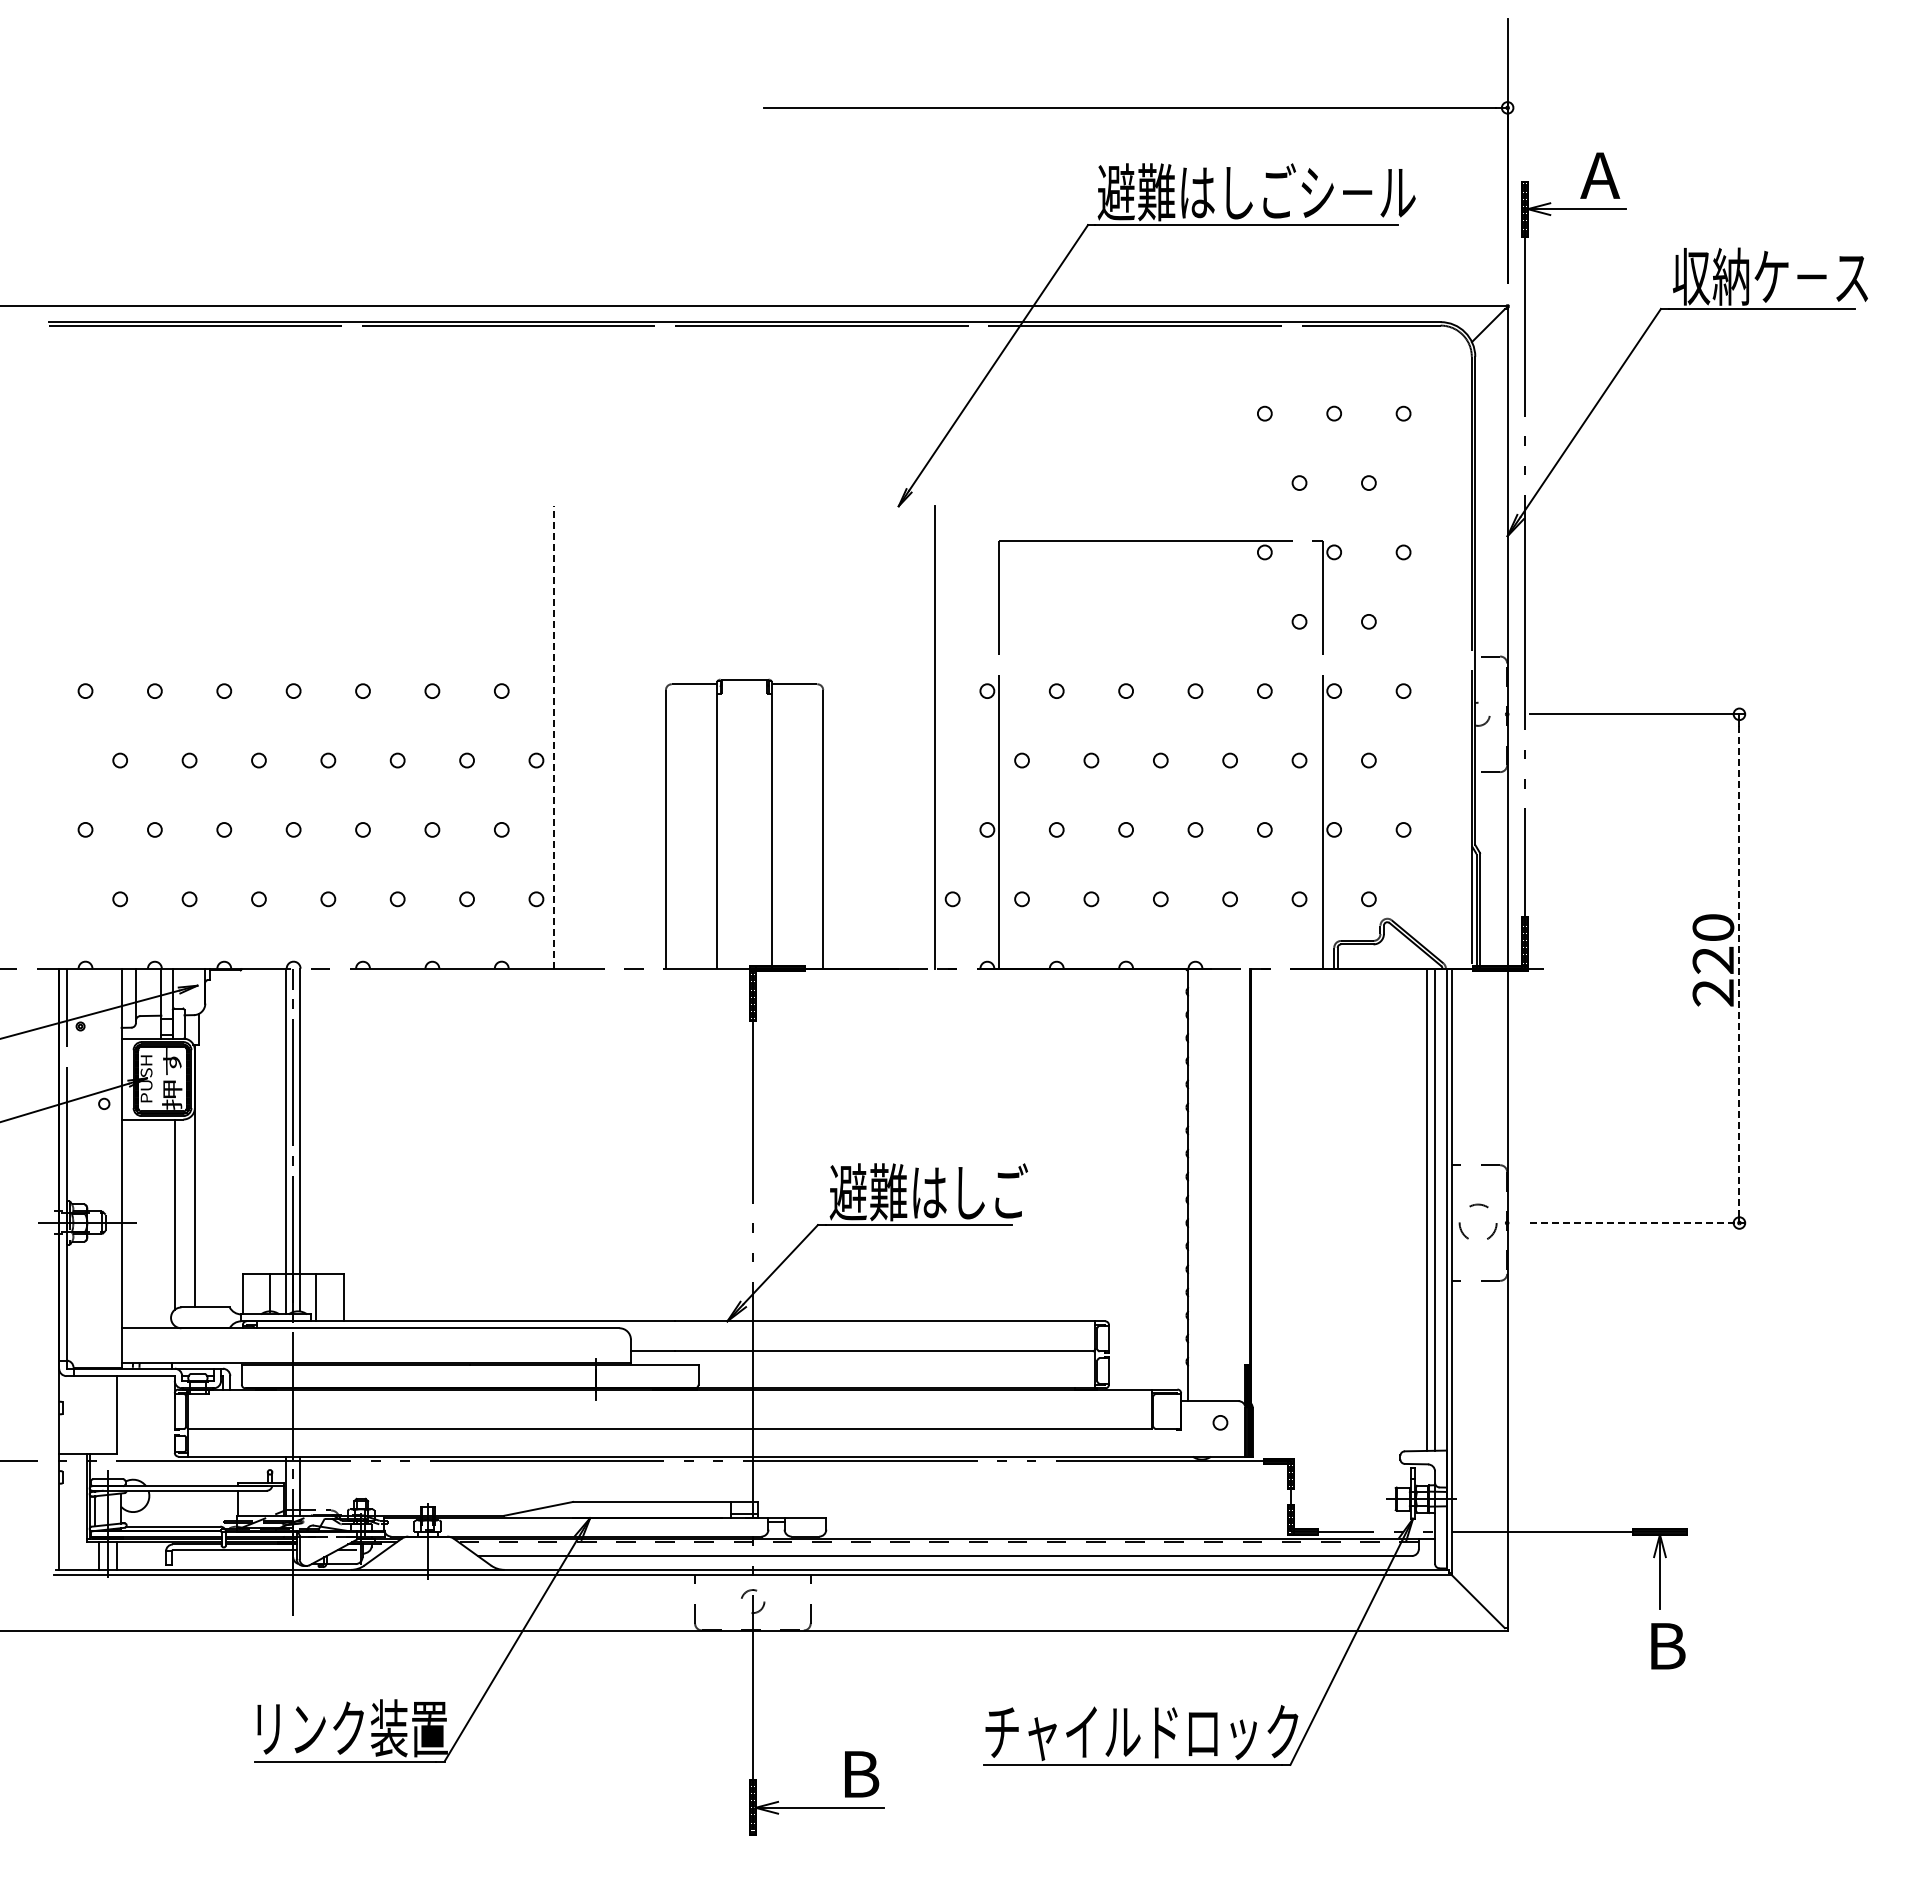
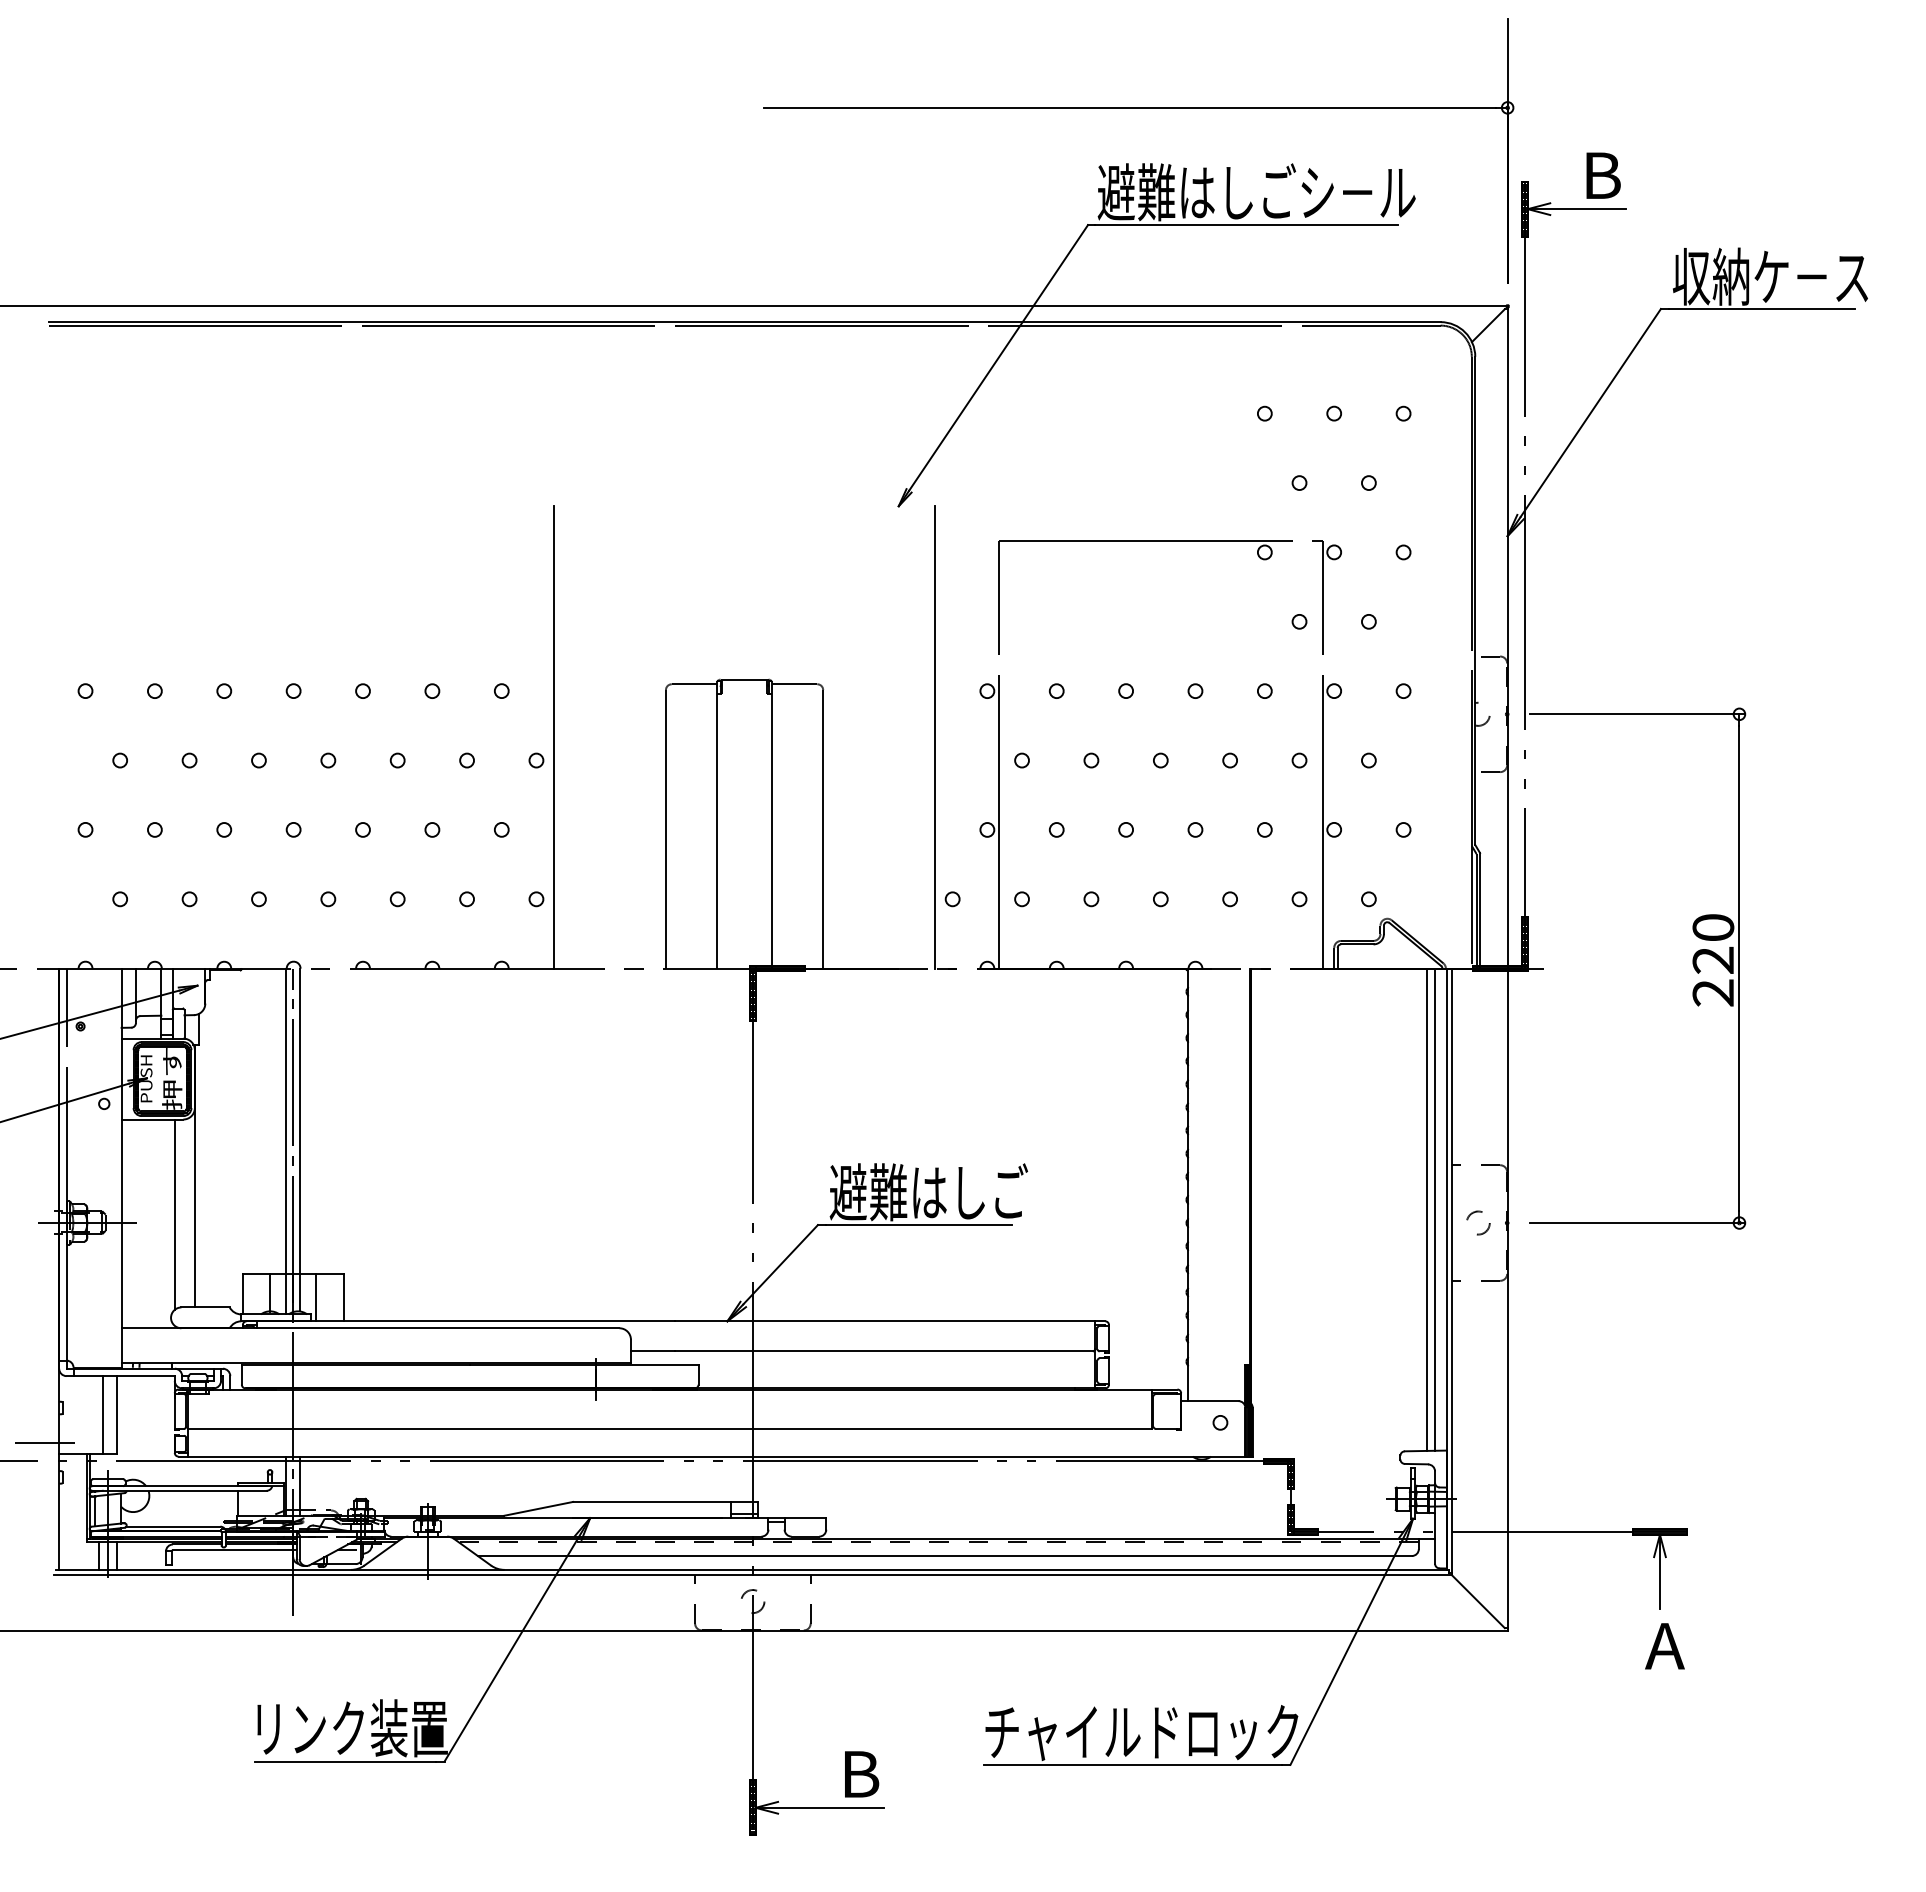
text: A -> B (1600, 175)
line: dashed -> solid (553, 736)
line: dashed -> solid (1739, 968)
circle size: 40x37 px -> 25x26 px (1478, 1222)
line: dashed -> solid (1638, 1223)
line: none -> present (103, 1415)
line: none -> present (45, 1442)
text: B -> A (1665, 1646)
